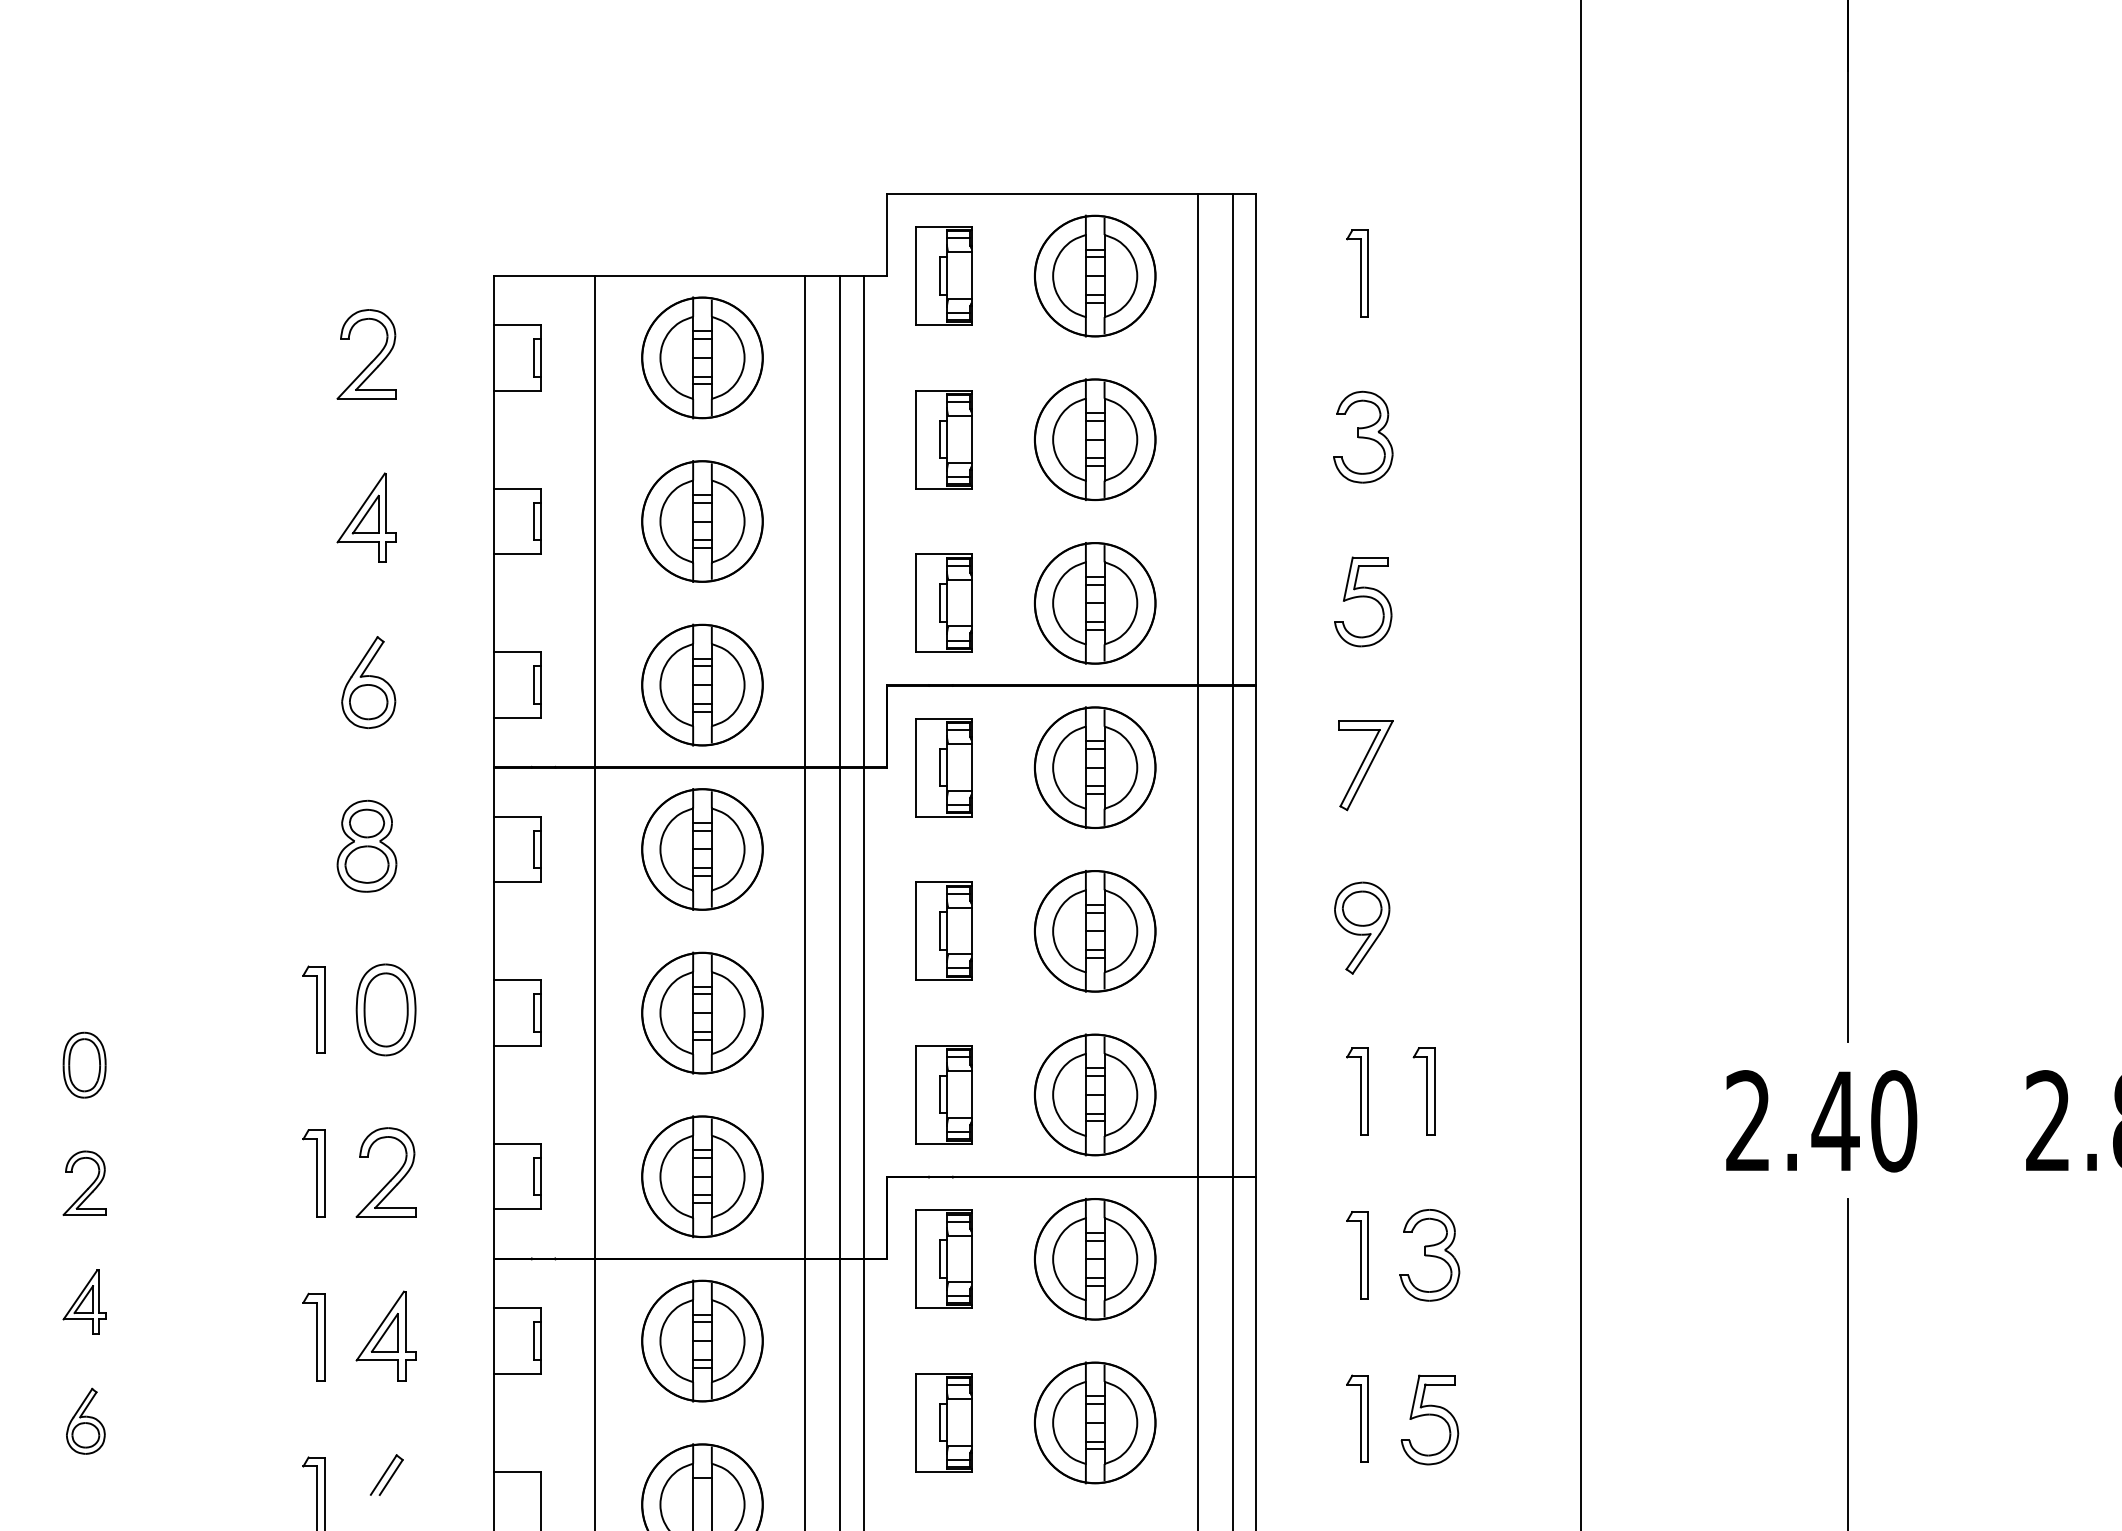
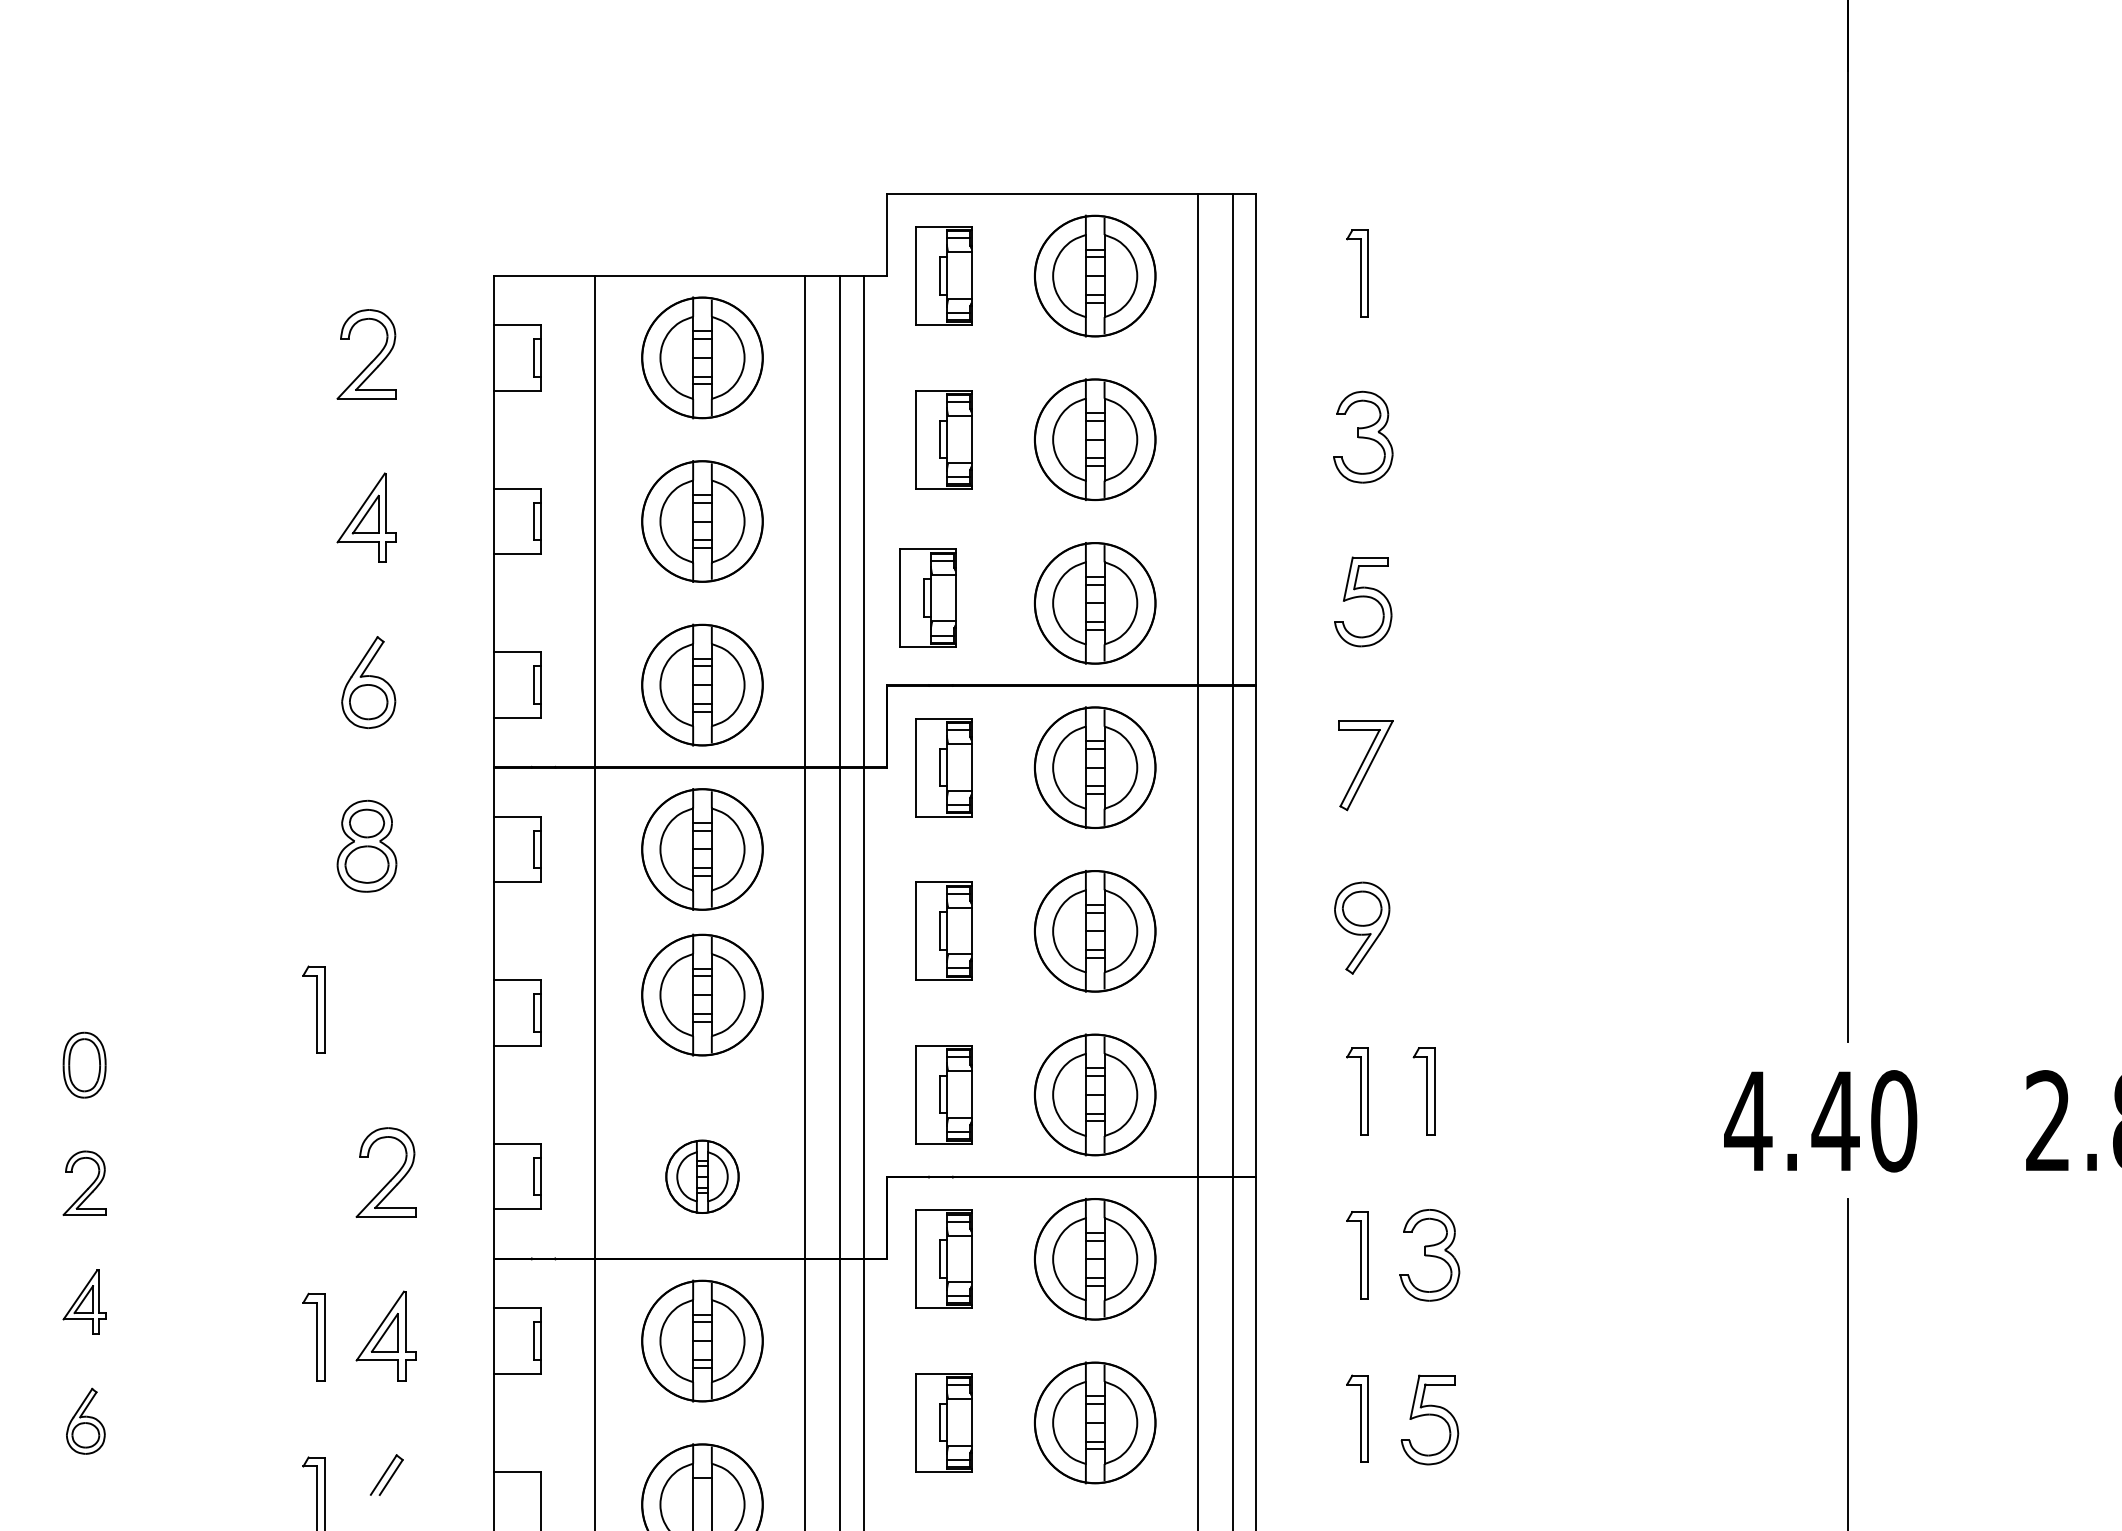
part position: (943, 602) -> (927, 597) (927, 597)
line: present -> none (1581, 764)
part: present -> none (385, 1009)
part position: (702, 1012) -> (702, 994) (702, 994)
text: 2.40 -> 4.40 (1748, 1120)
part: present -> none (313, 1173)
part size: 123x124 px -> 75x75 px (702, 1176)
